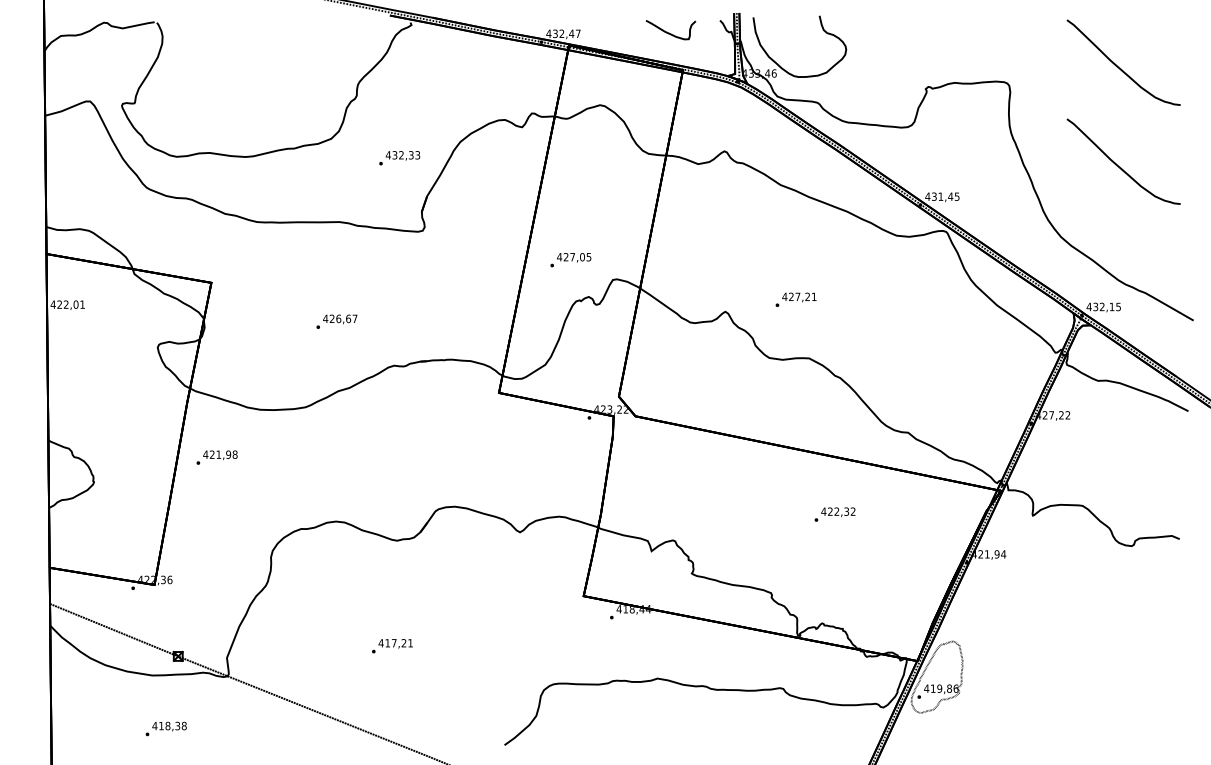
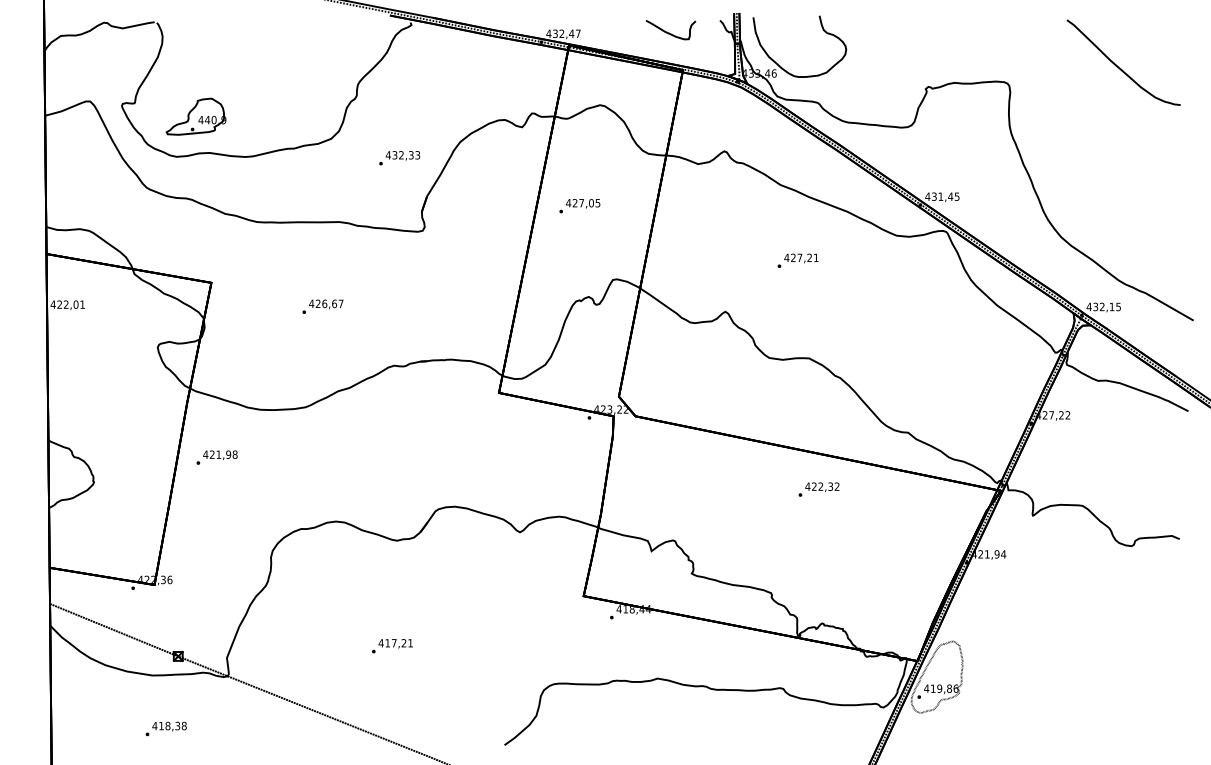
part: none -> present (195, 116)
curve: present -> none (1120, 166)
text position: (570, 260) -> (579, 206) (579, 206)
text position: (795, 299) -> (797, 260) (797, 260)
text position: (336, 321) -> (322, 306) (322, 306)
text position: (834, 514) -> (818, 489) (818, 489)
